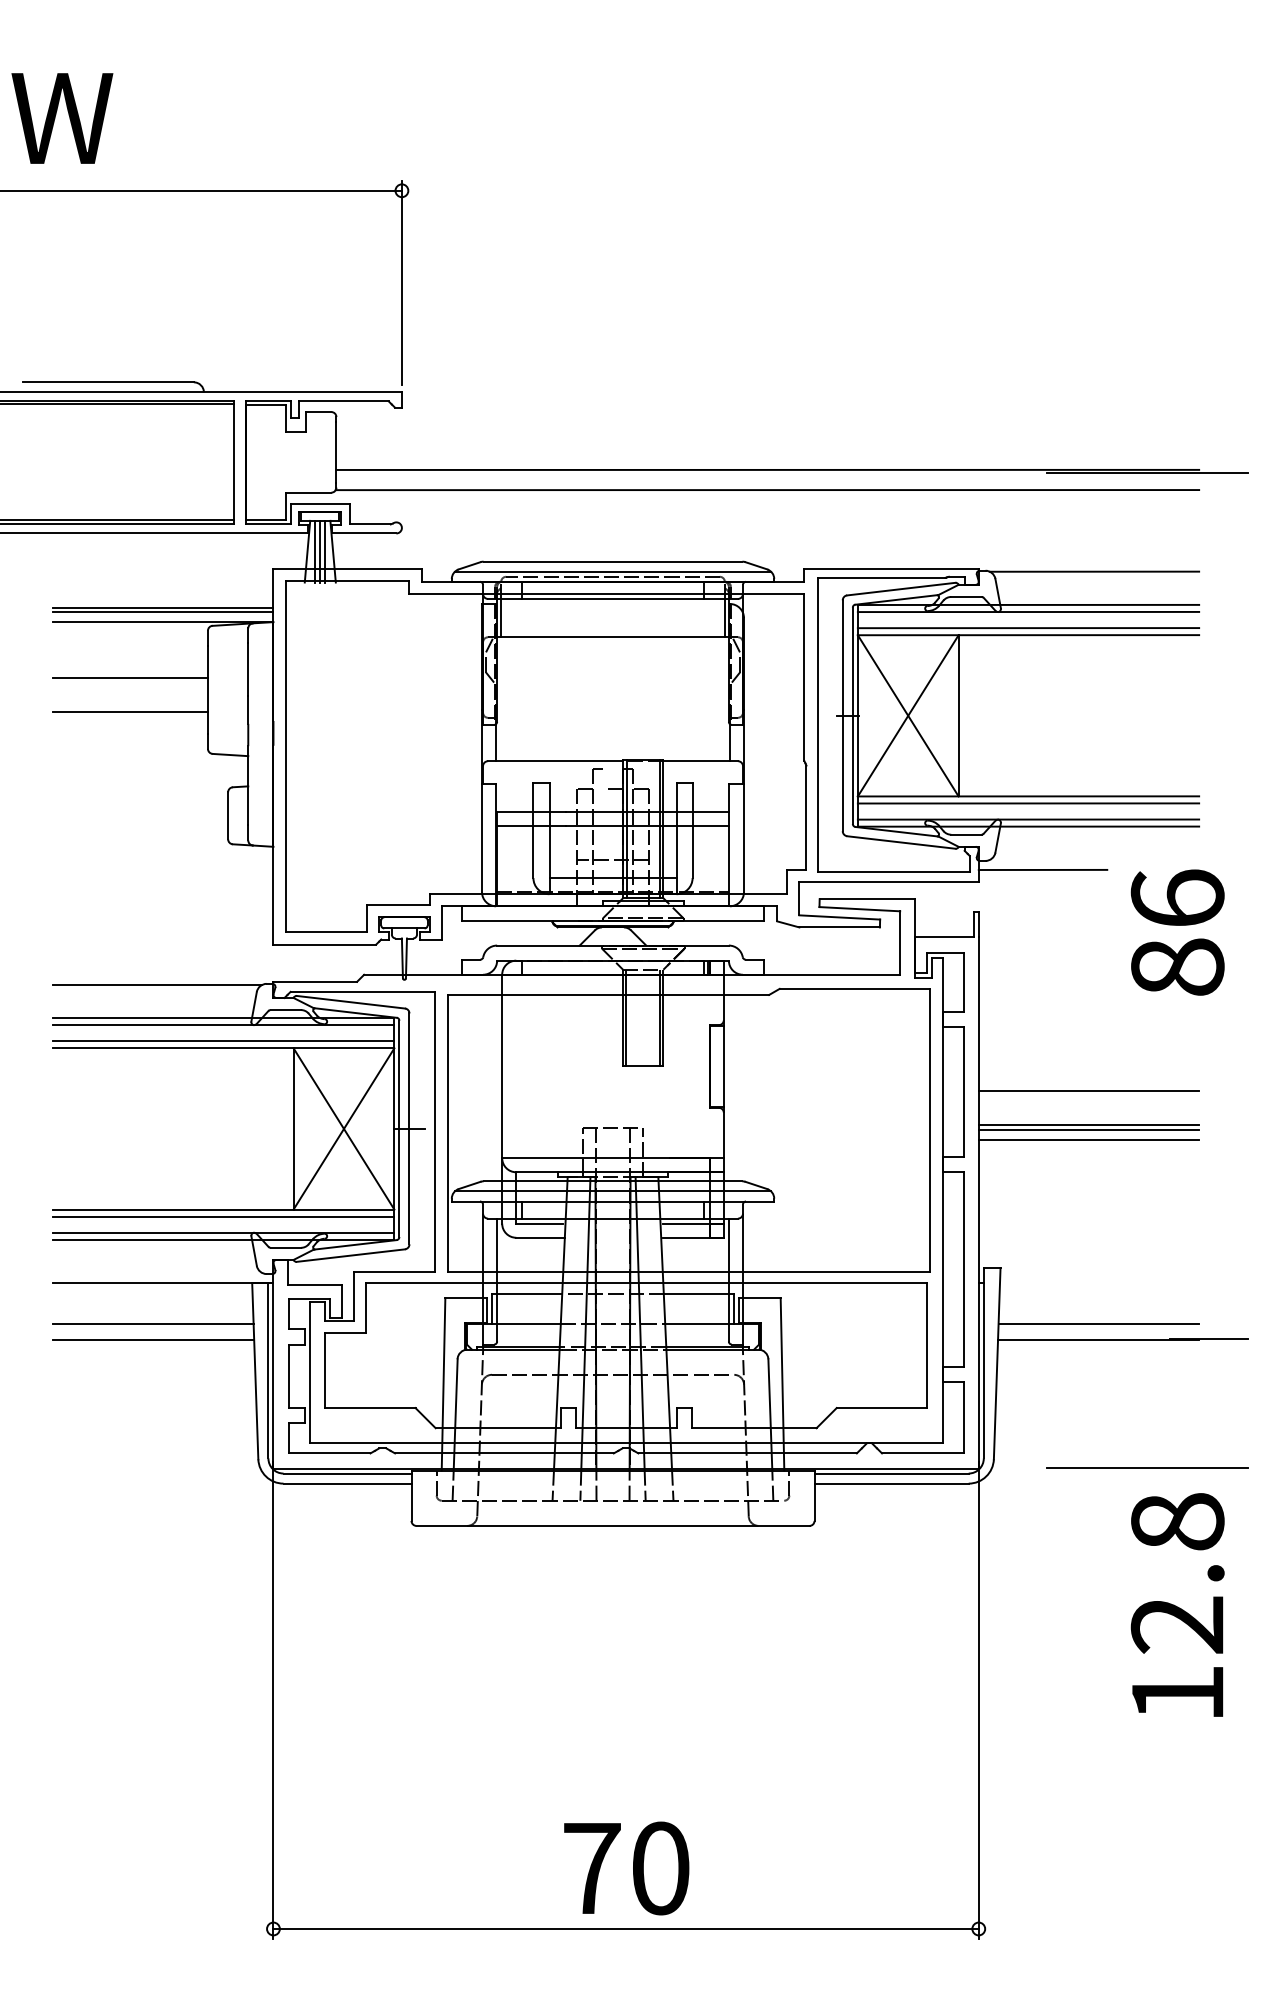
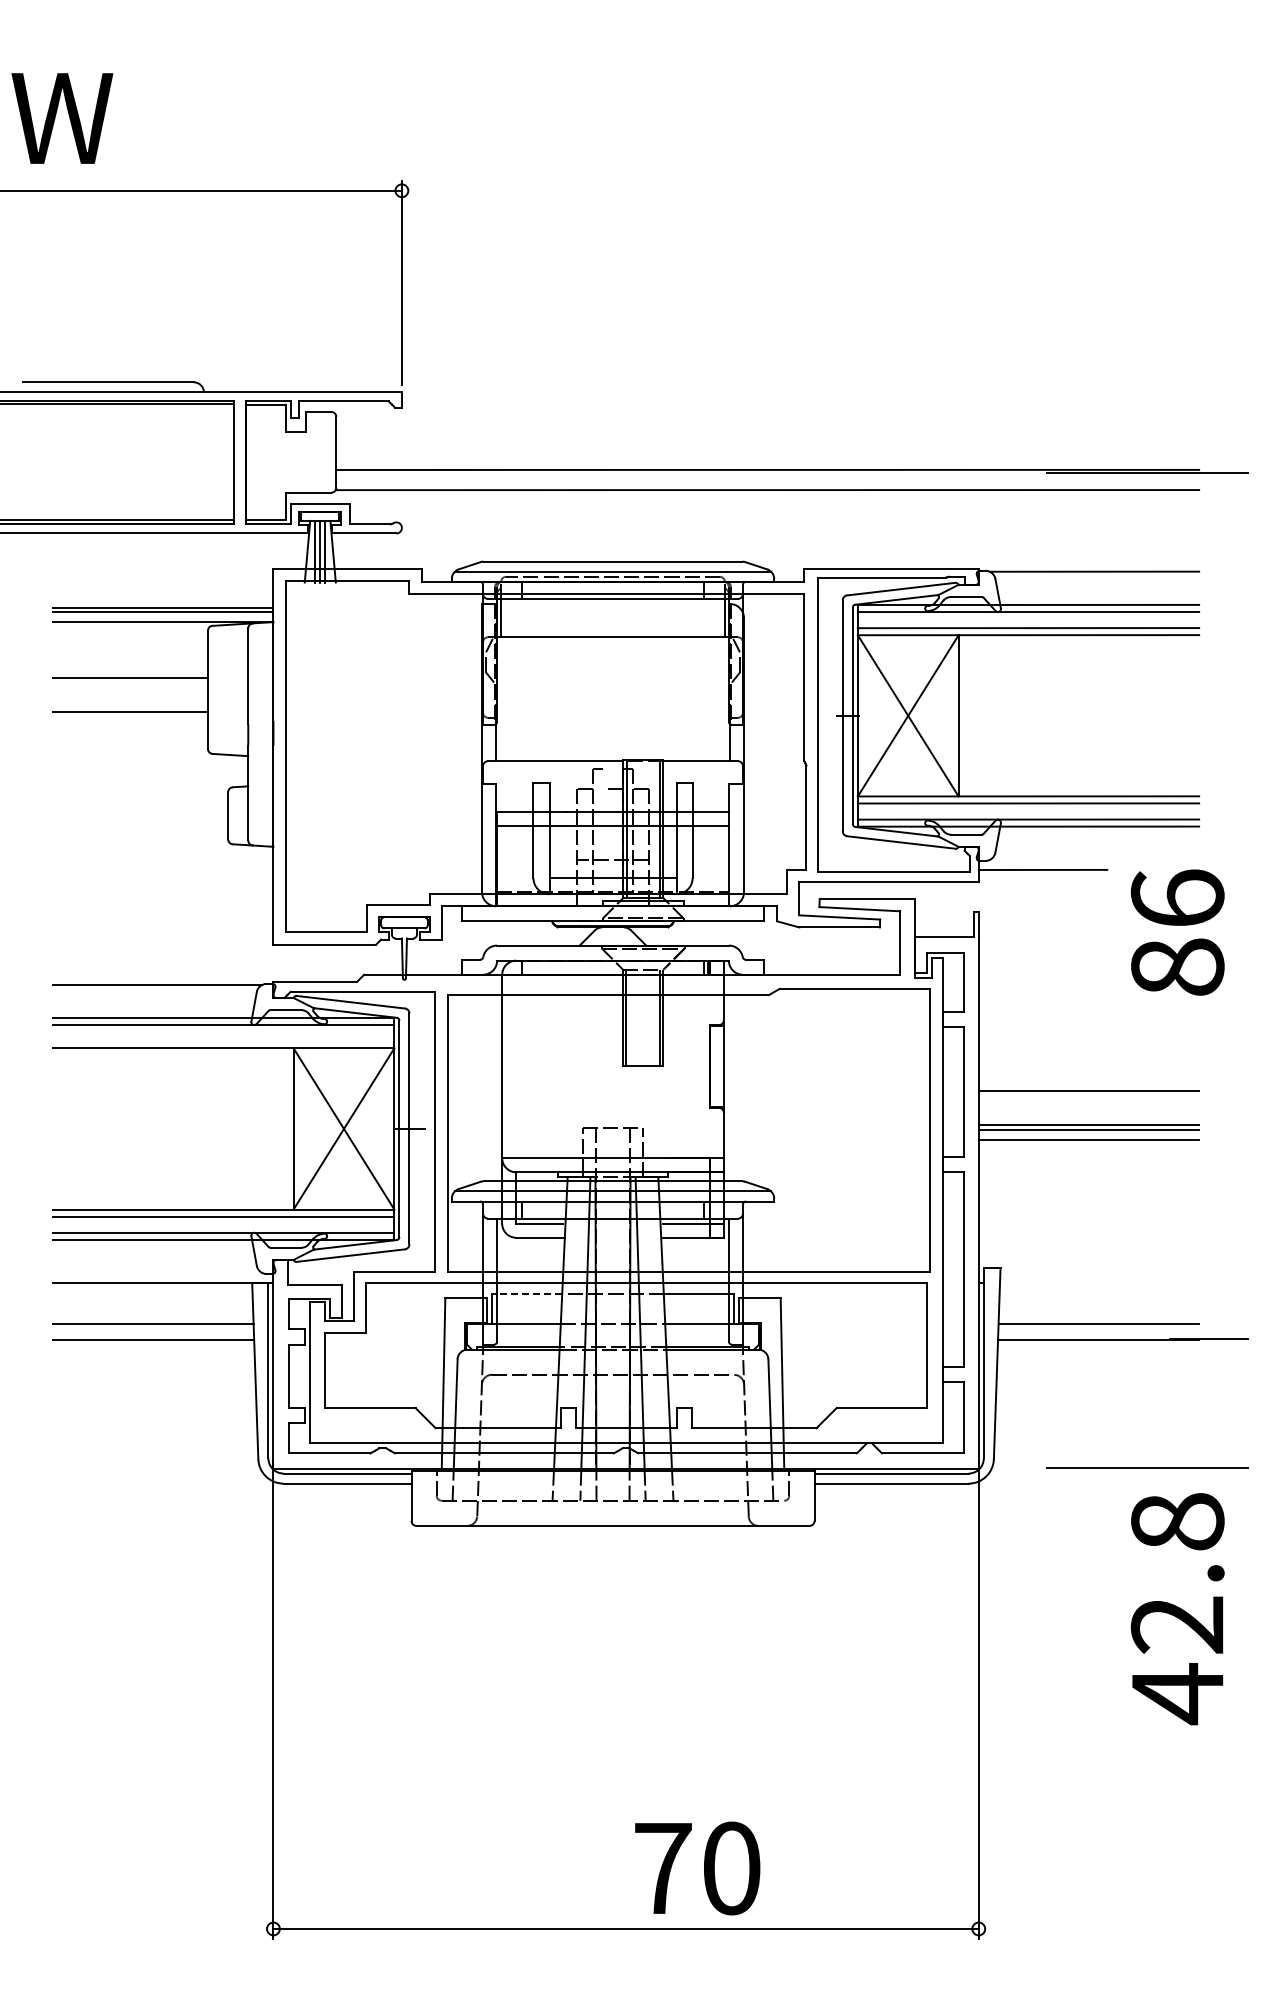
line: present -> none (223, 1041)
line: solid -> dashed (526, 1294)
text: 12.8 -> 42.8 (1177, 1694)
text position: (626, 1868) -> (697, 1868) (697, 1868)
